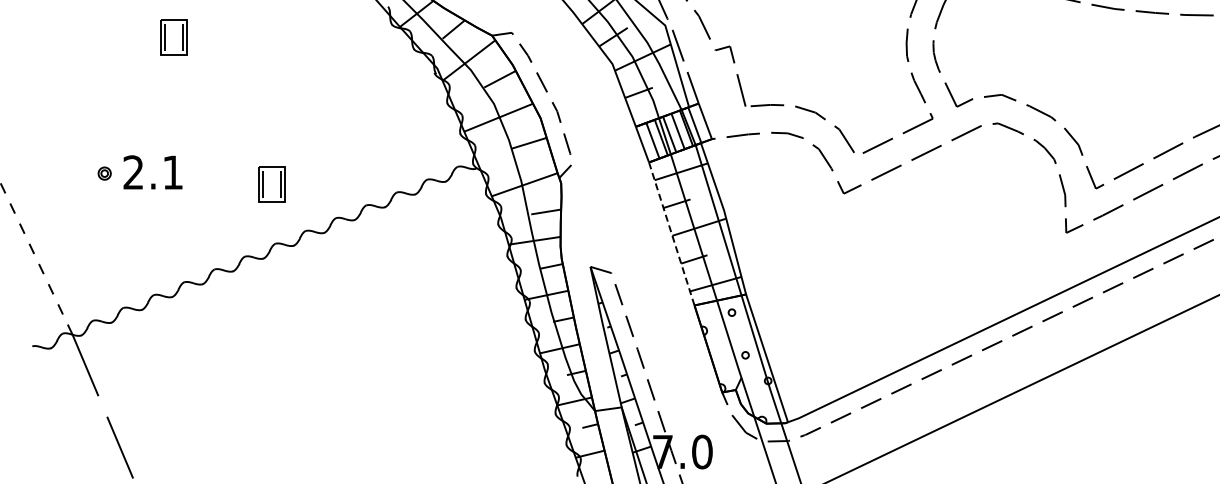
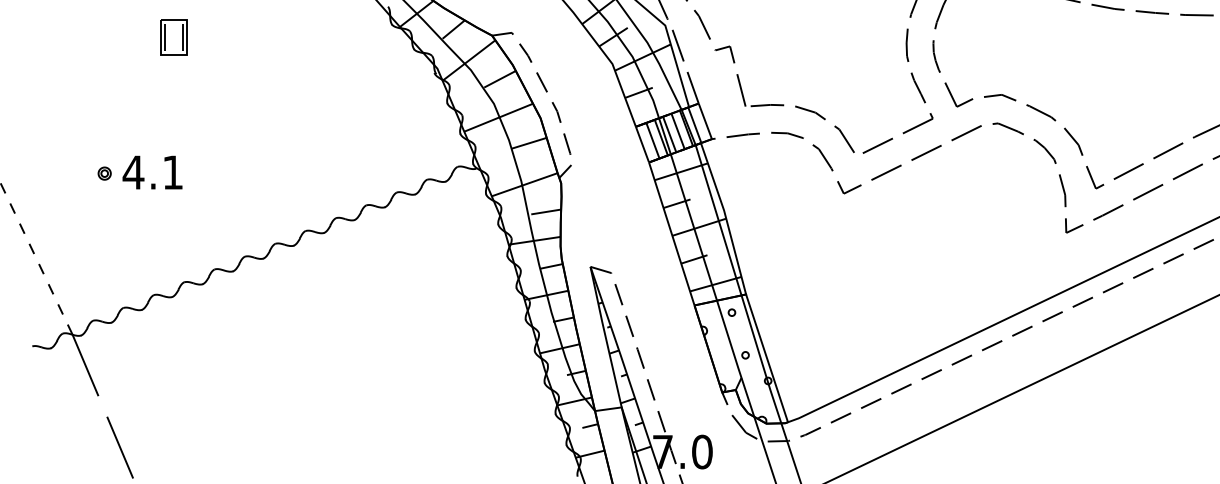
text: 2.1 -> 4.1 (133, 172)
part: present -> none (271, 184)
line: dashed -> solid (671, 233)
